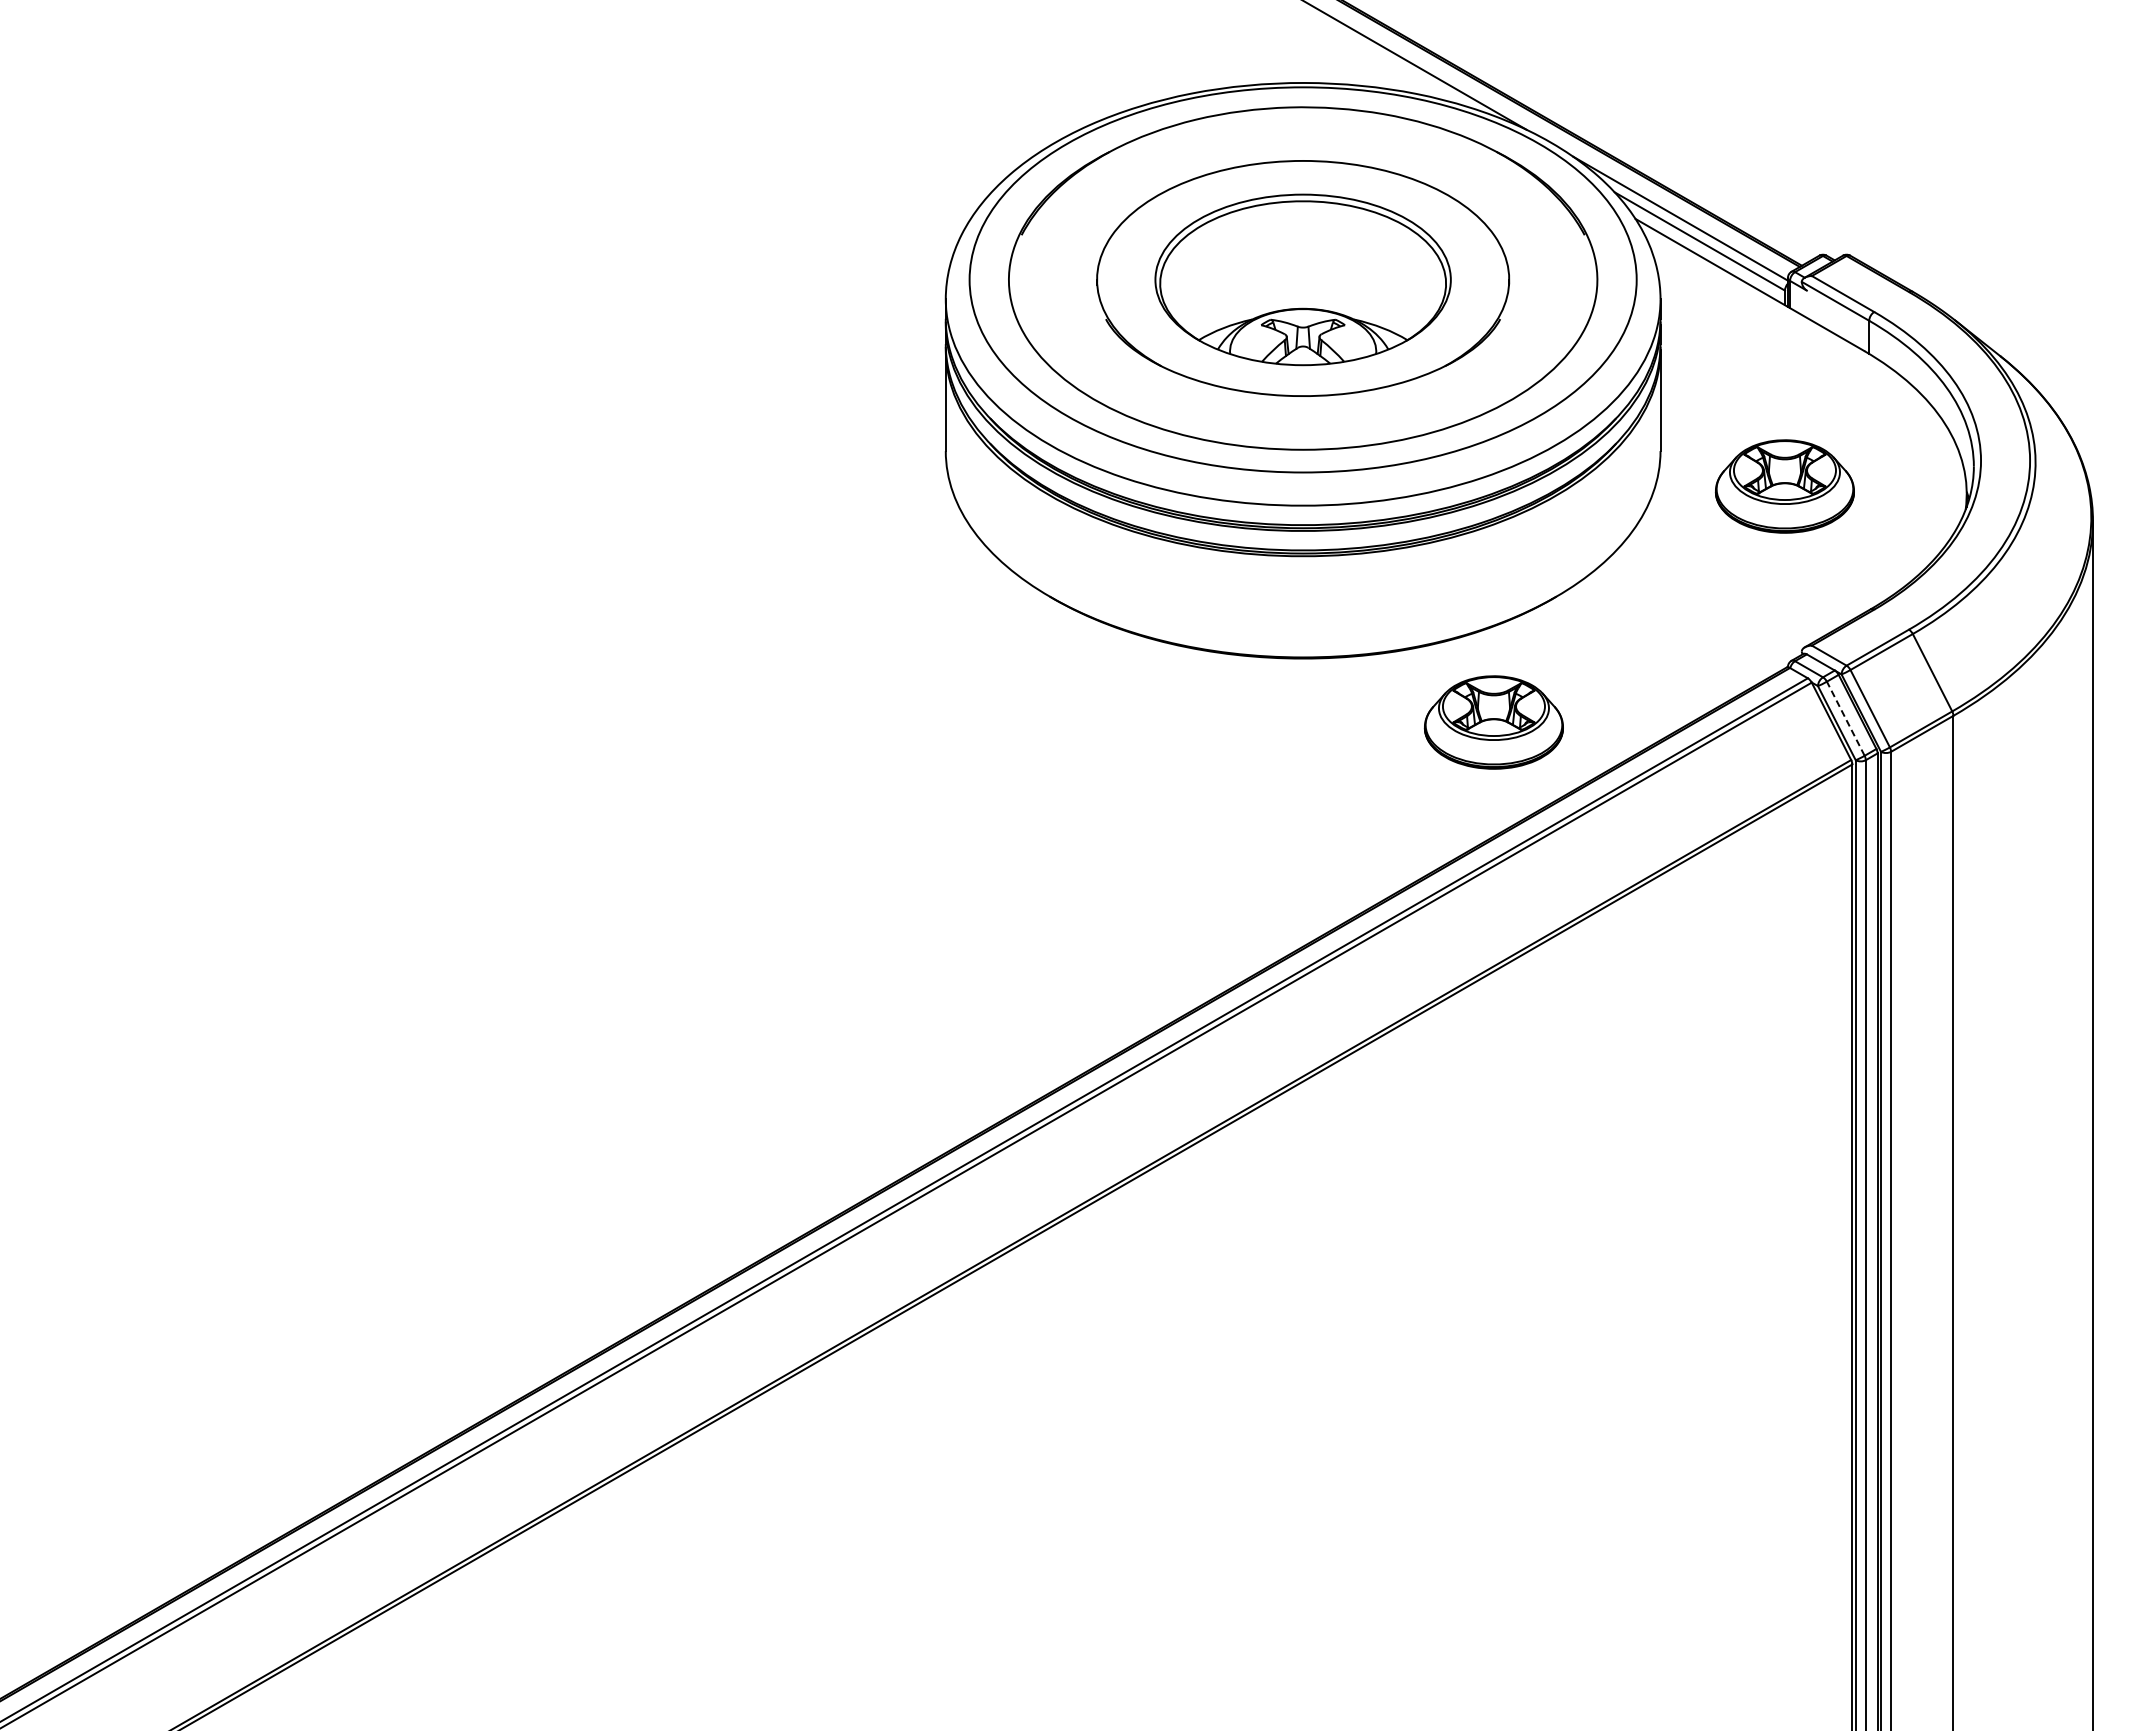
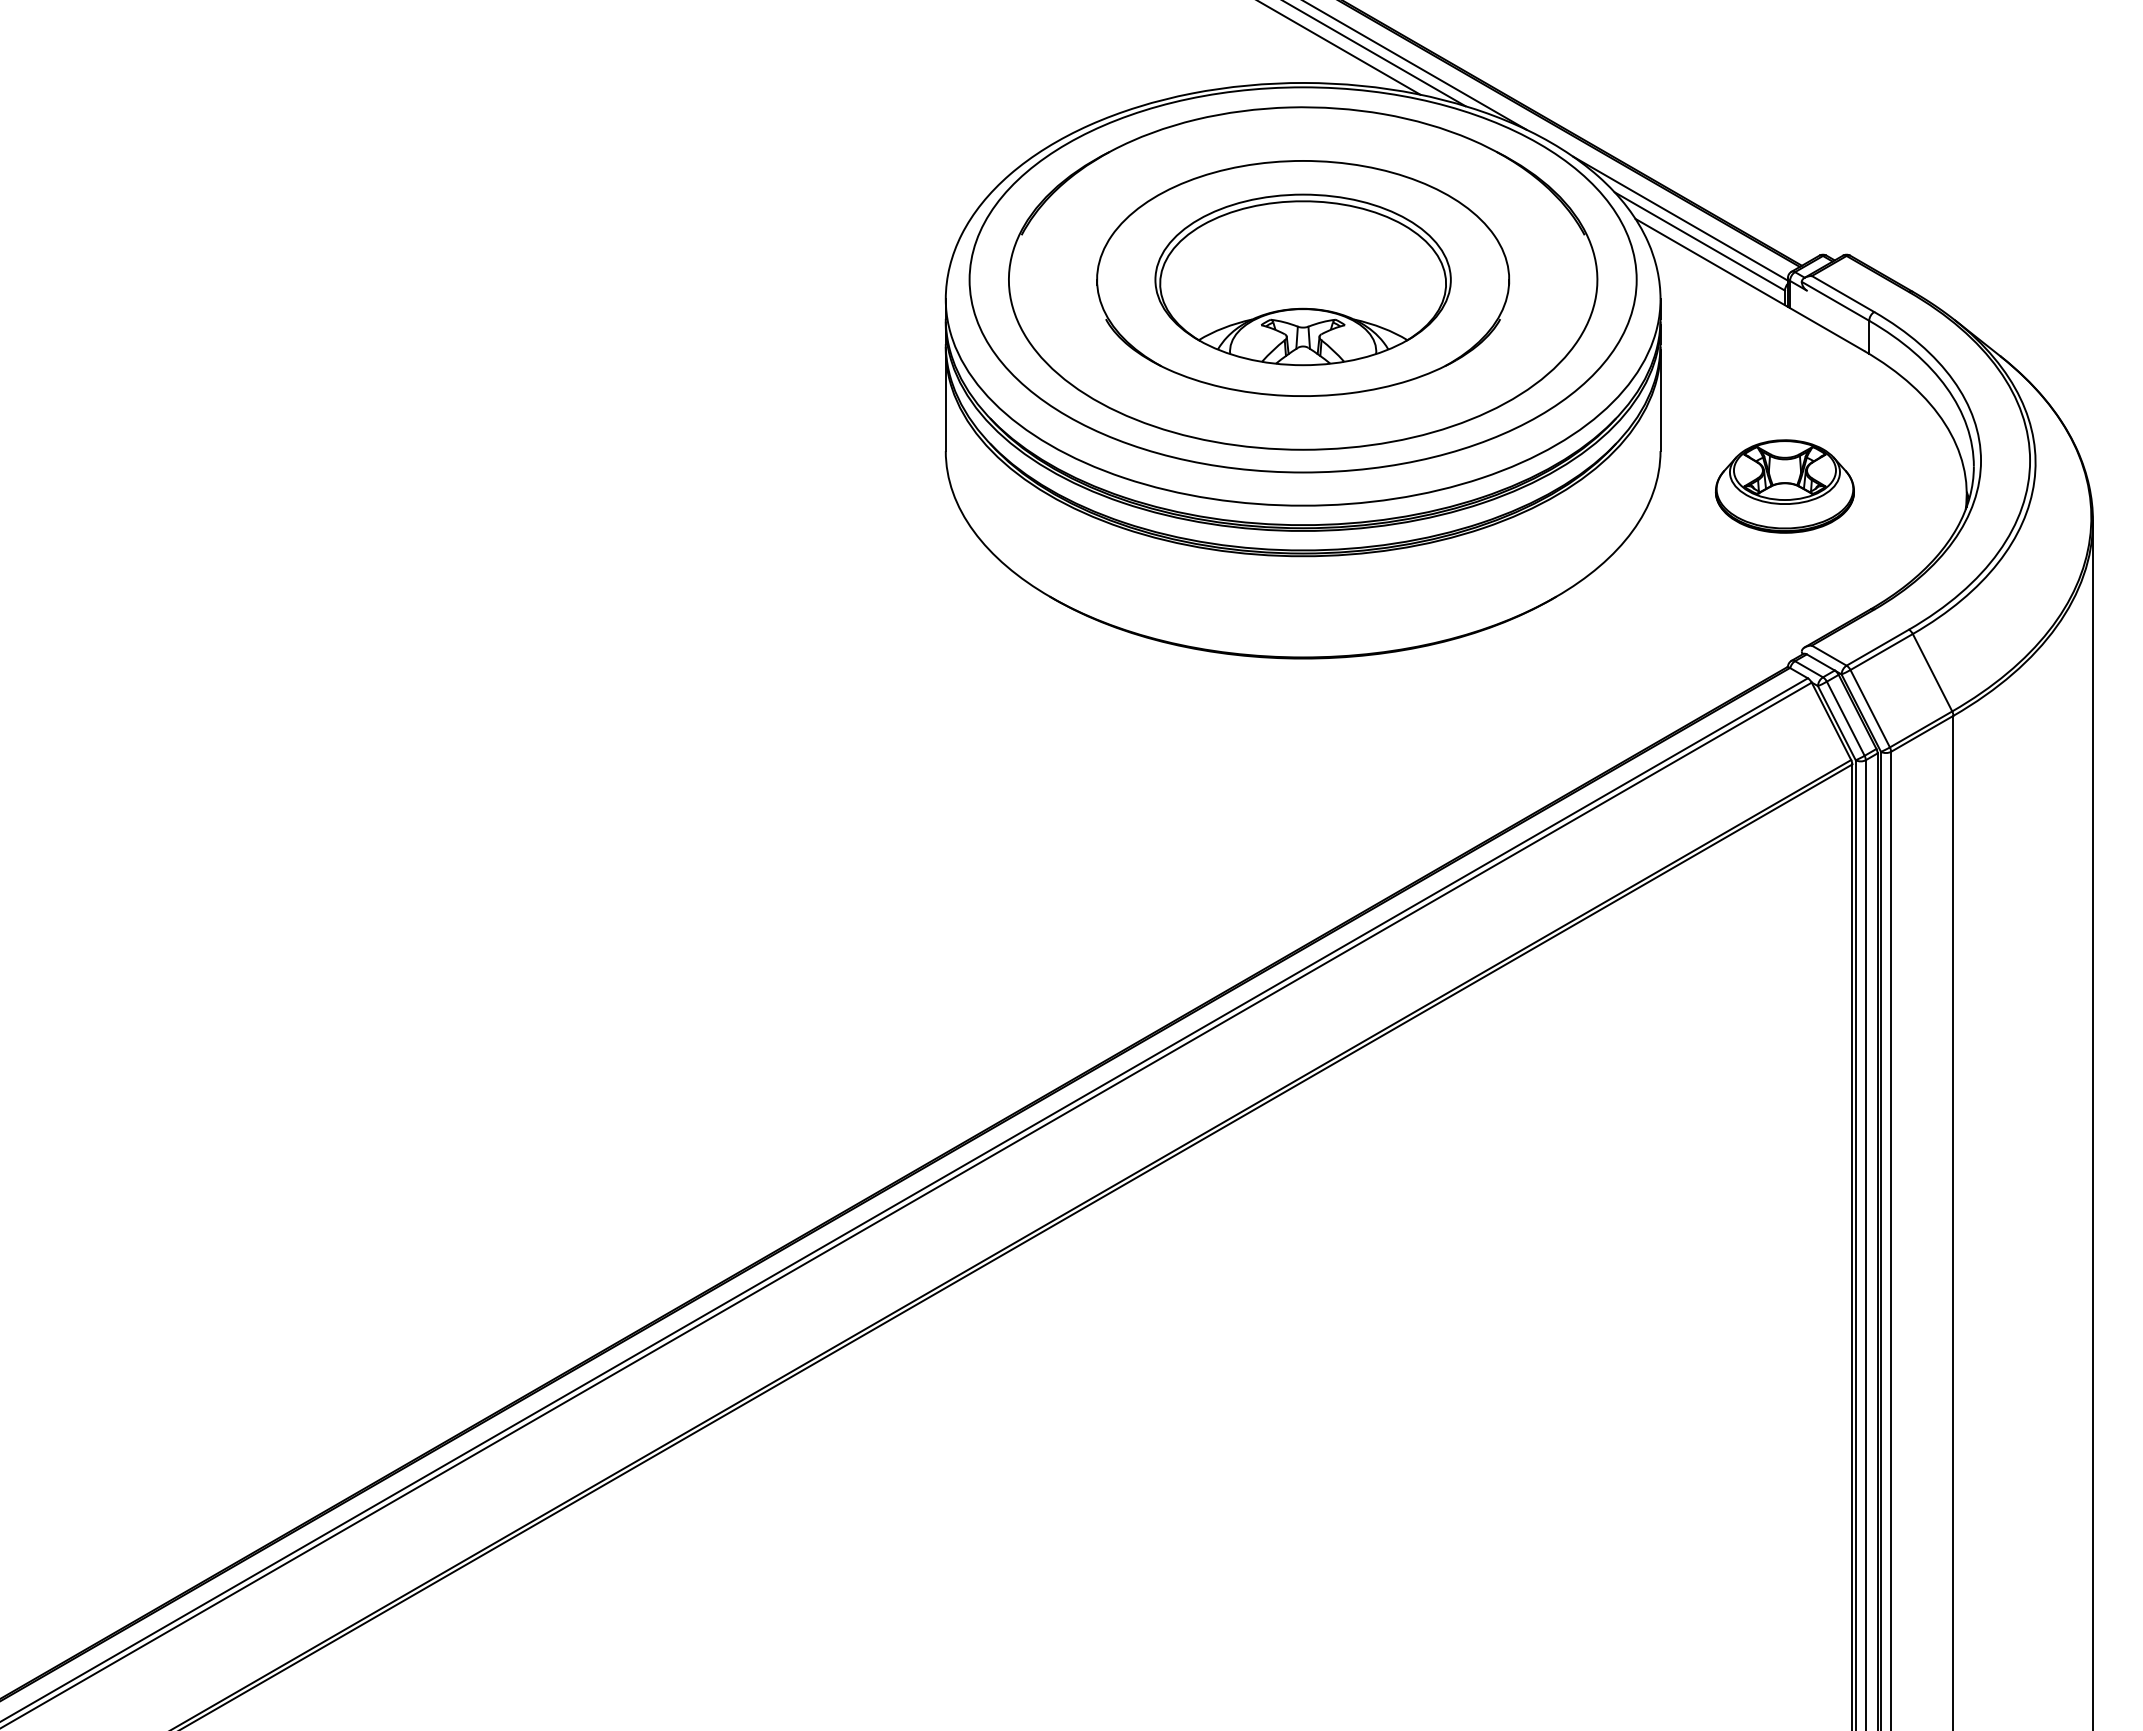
line: none -> present (1340, 48)
line: none -> present (1375, 54)
line: dashed -> solid (1845, 718)
part: present -> none (1493, 722)
